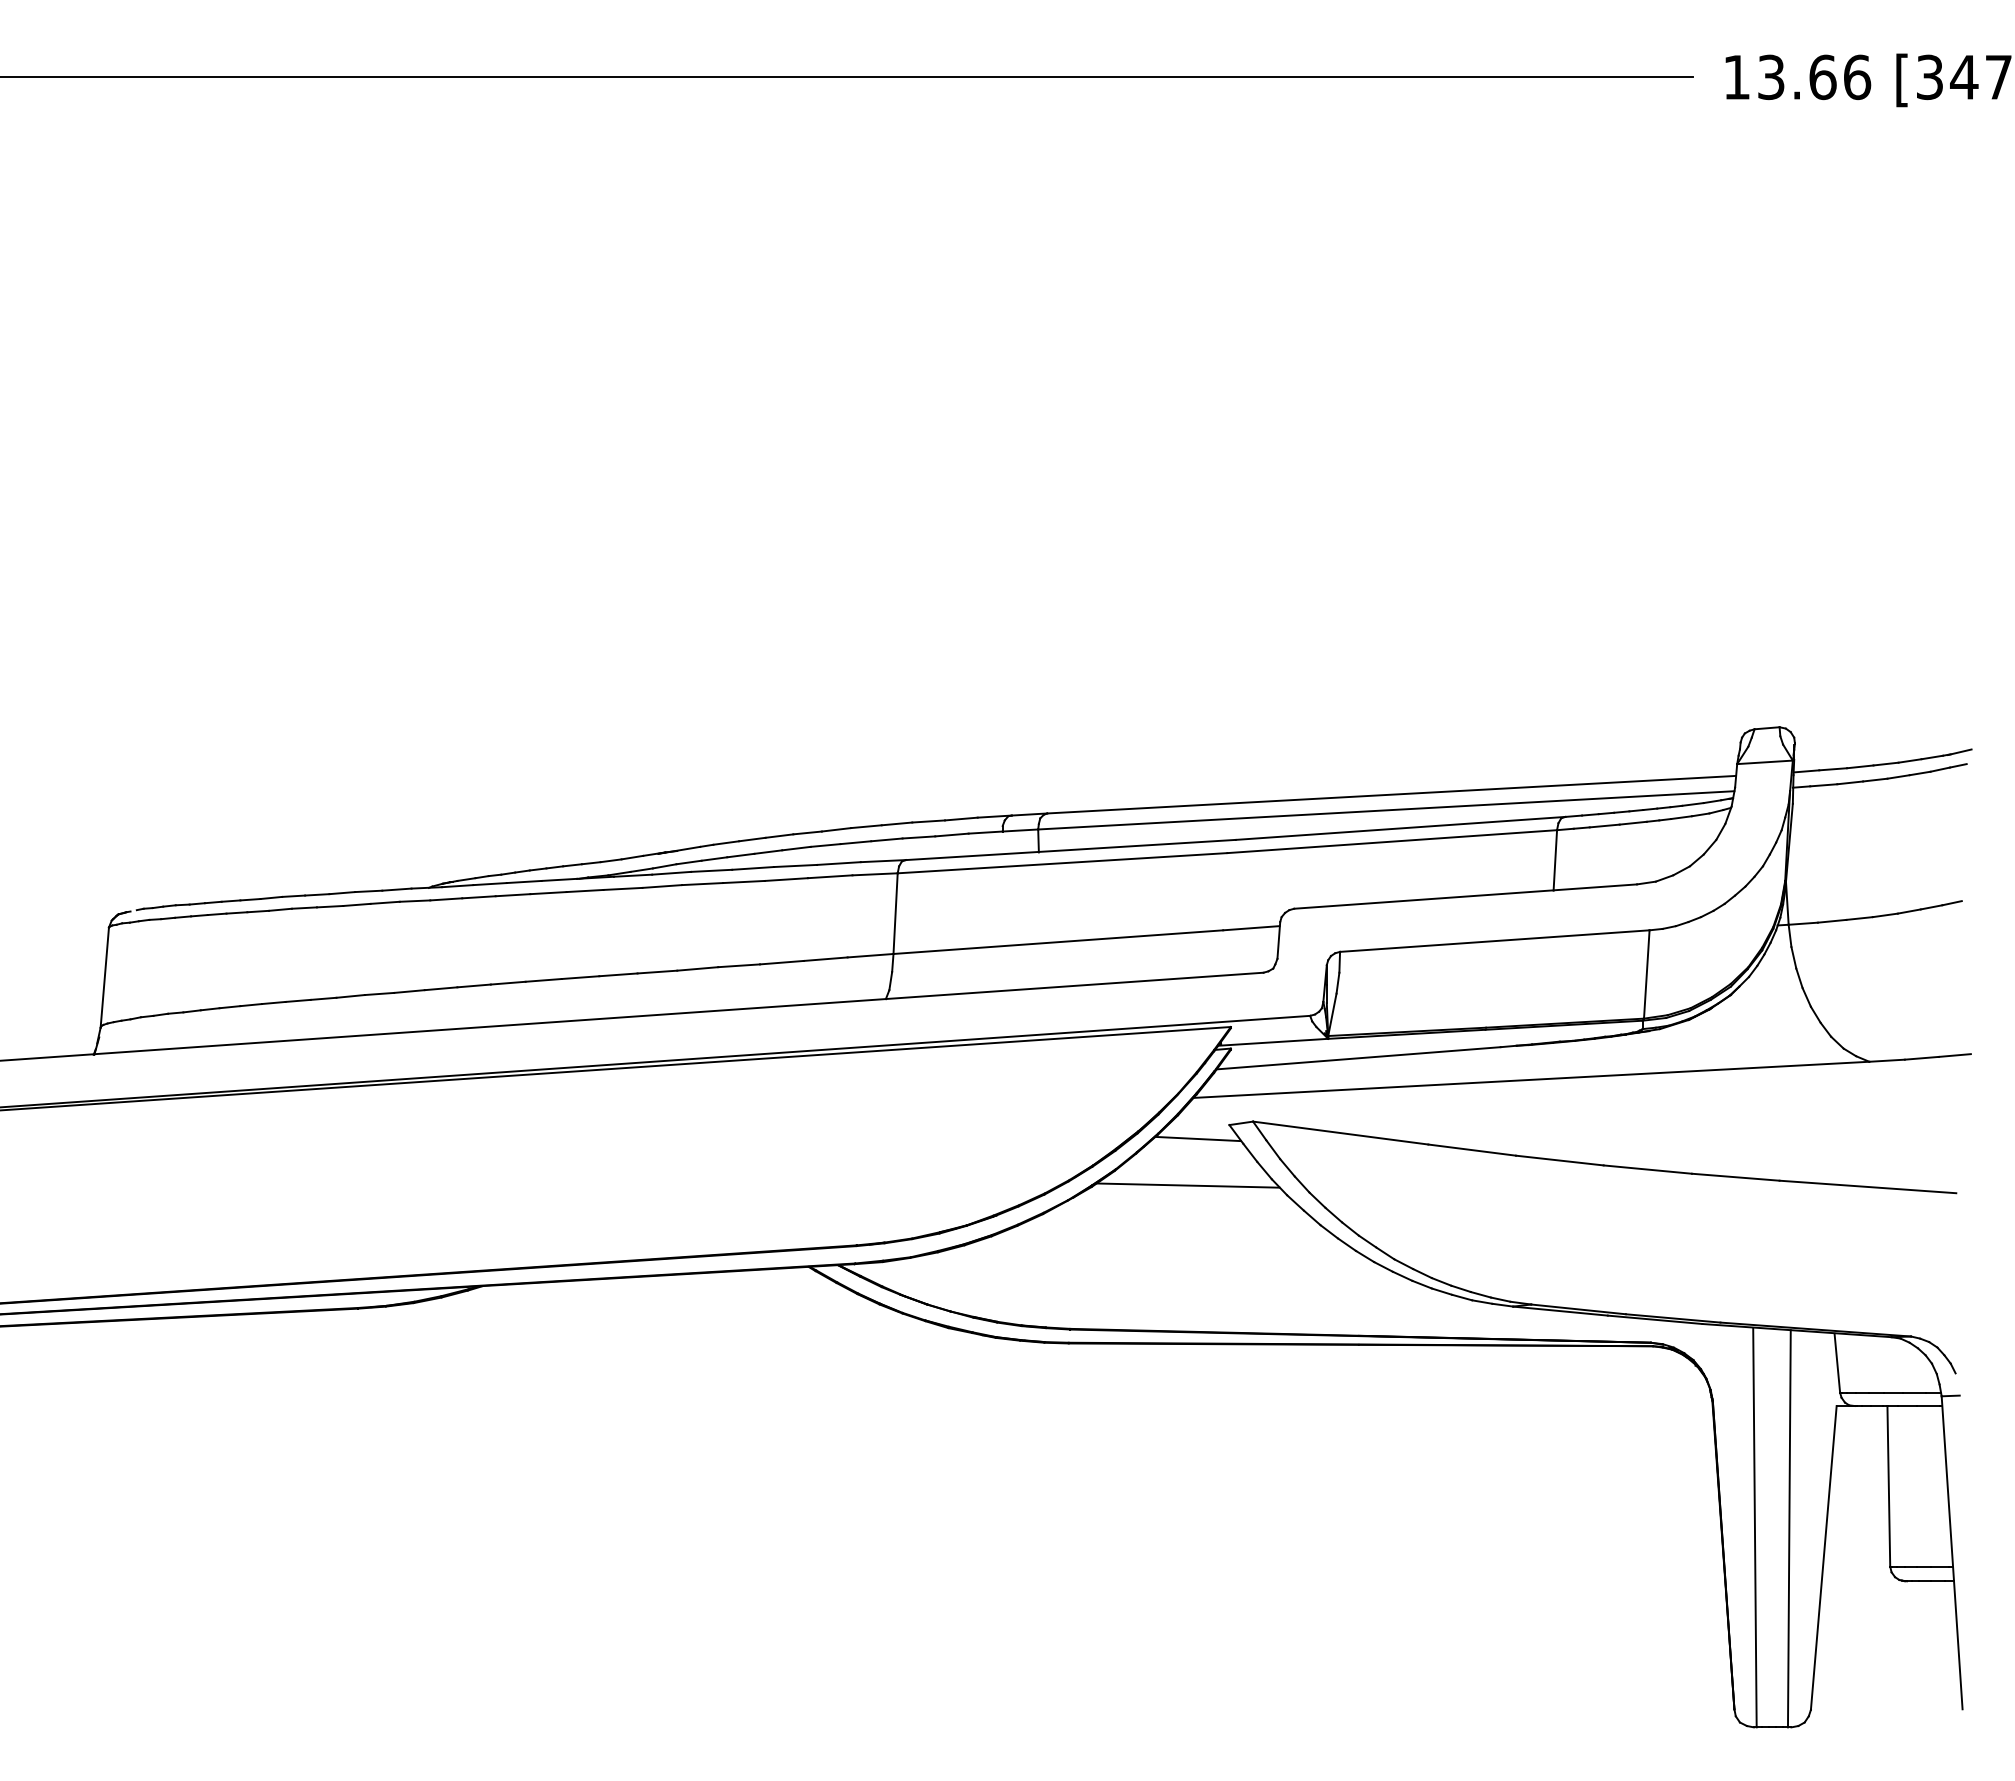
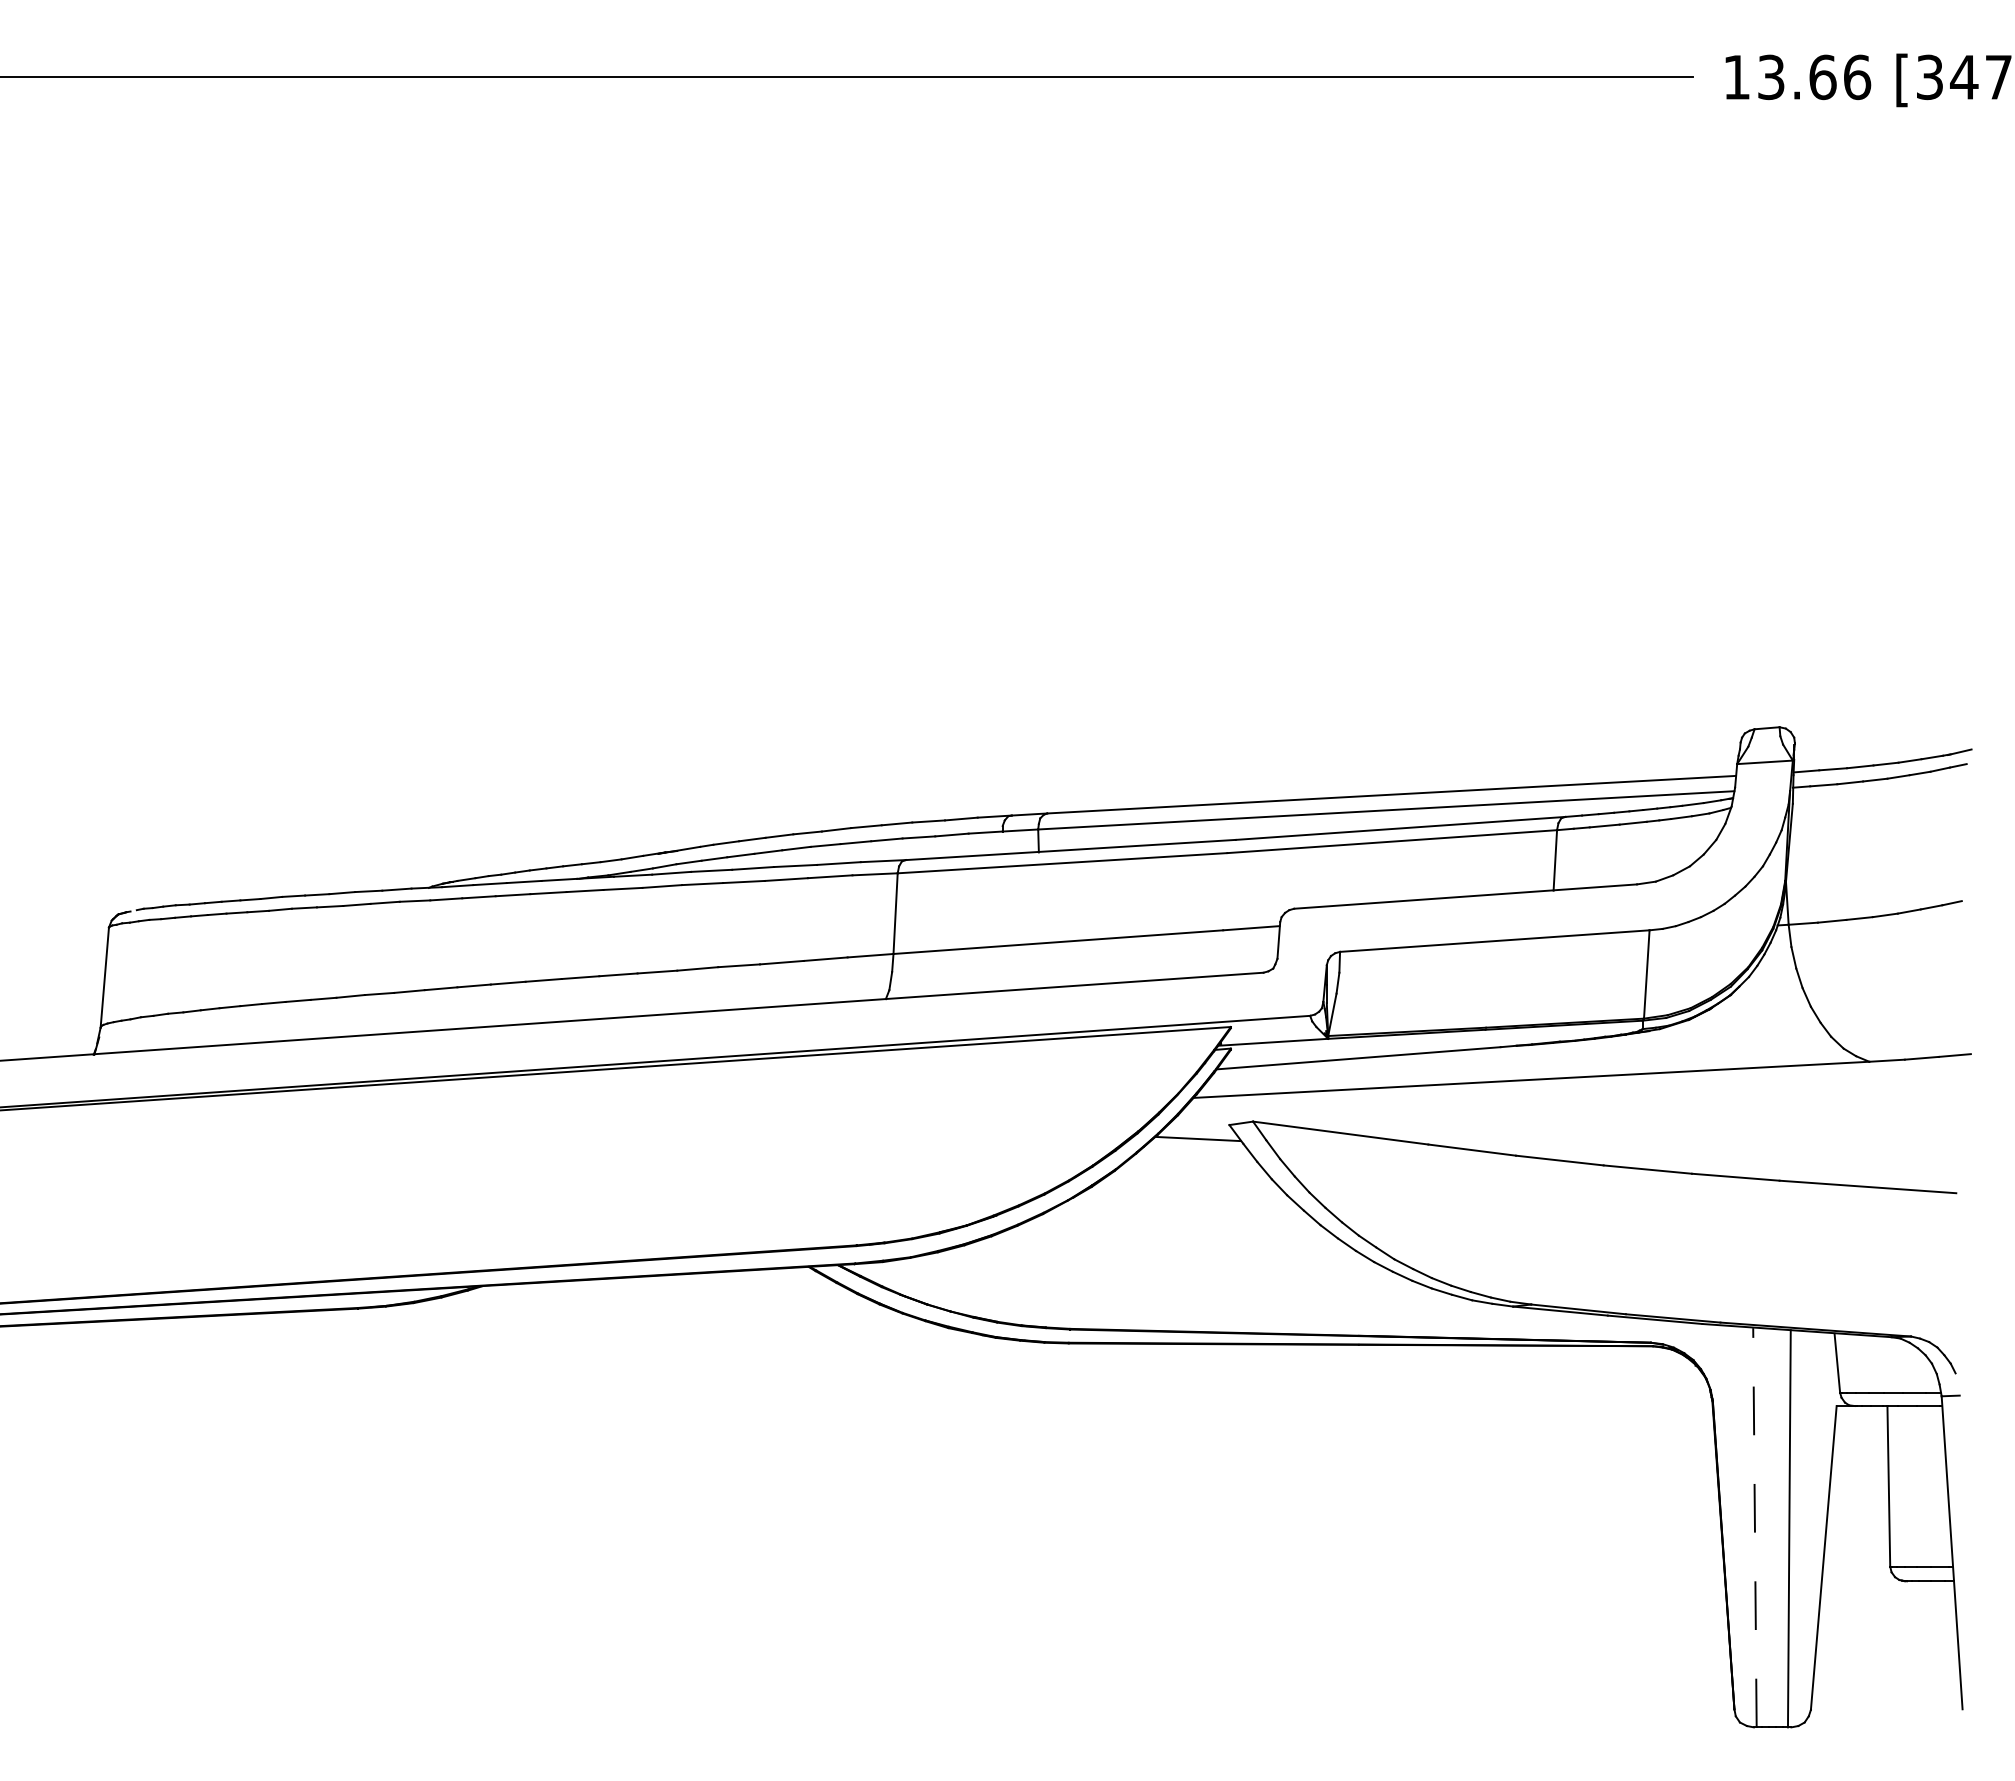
line: present -> none (1187, 1185)
line: solid -> dashed (1754, 1527)
